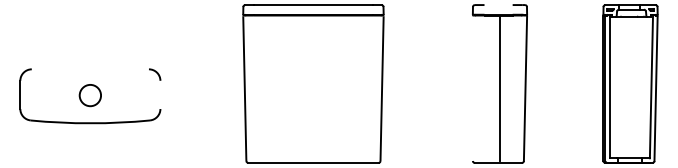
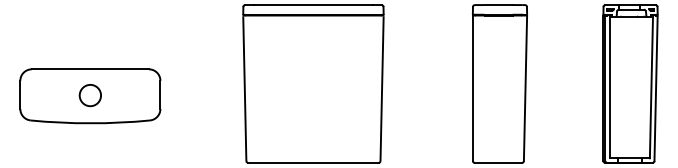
line: none -> present (498, 5)
line: none -> present (89, 69)
line position: (499, 88) -> (472, 88) (472, 88)
line: none -> present (160, 94)
